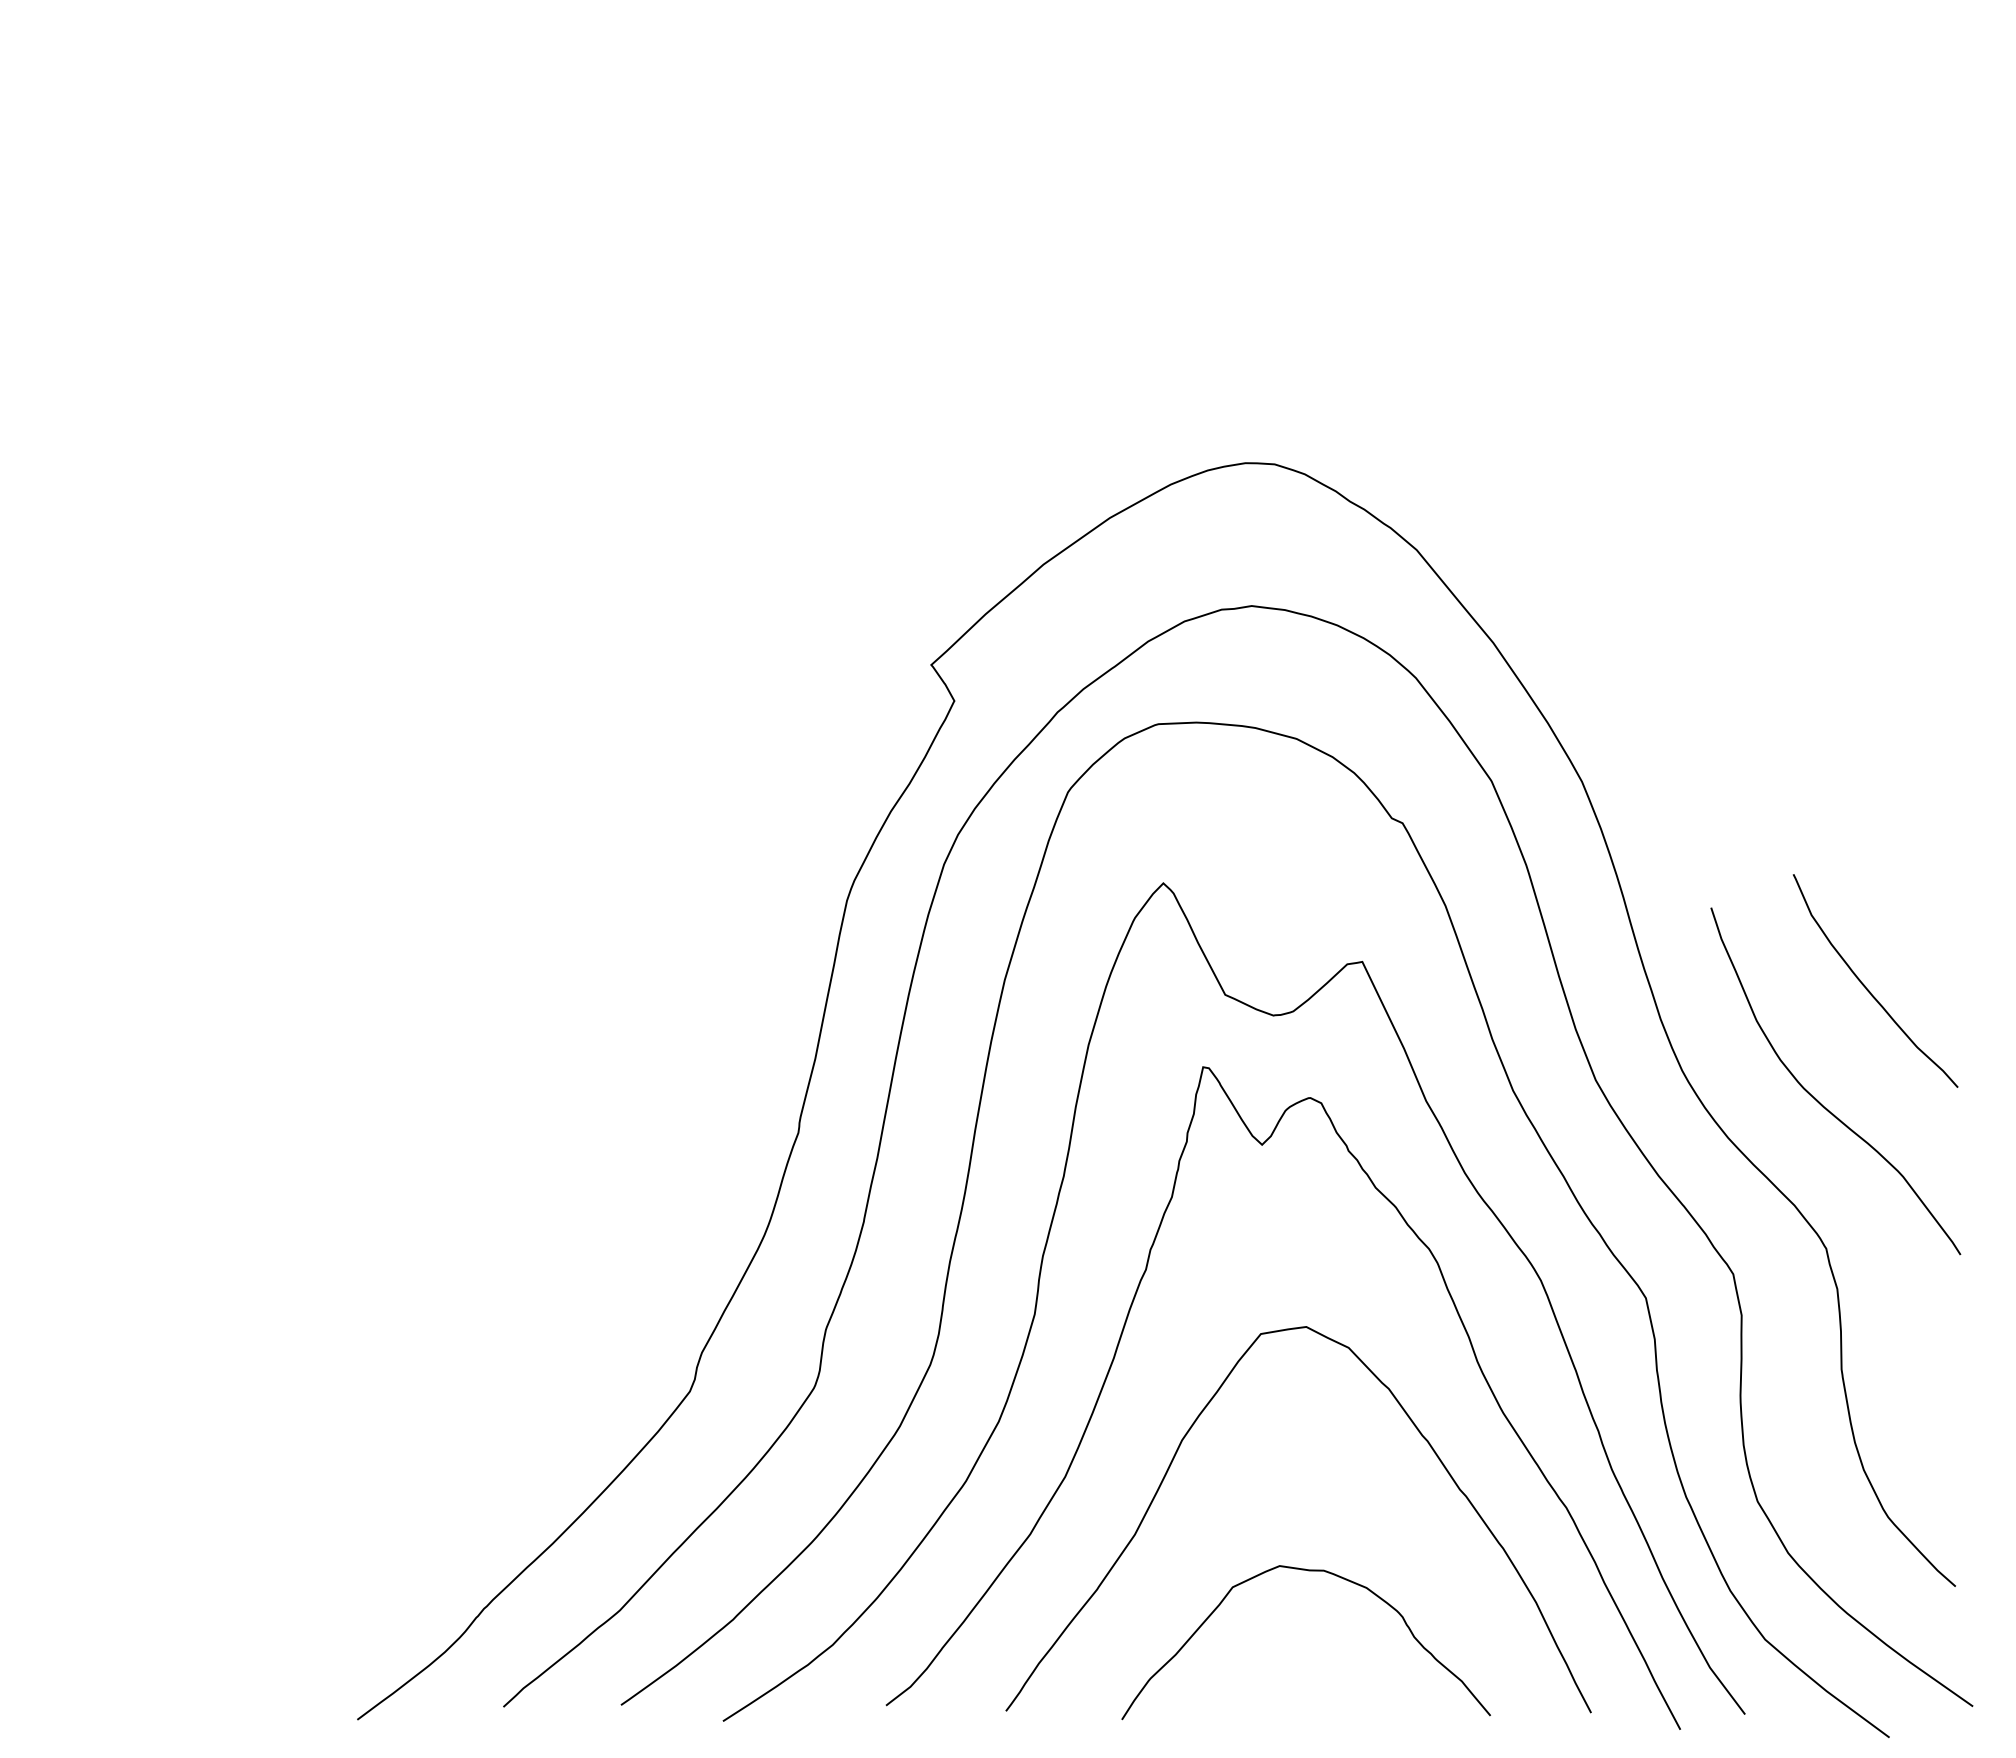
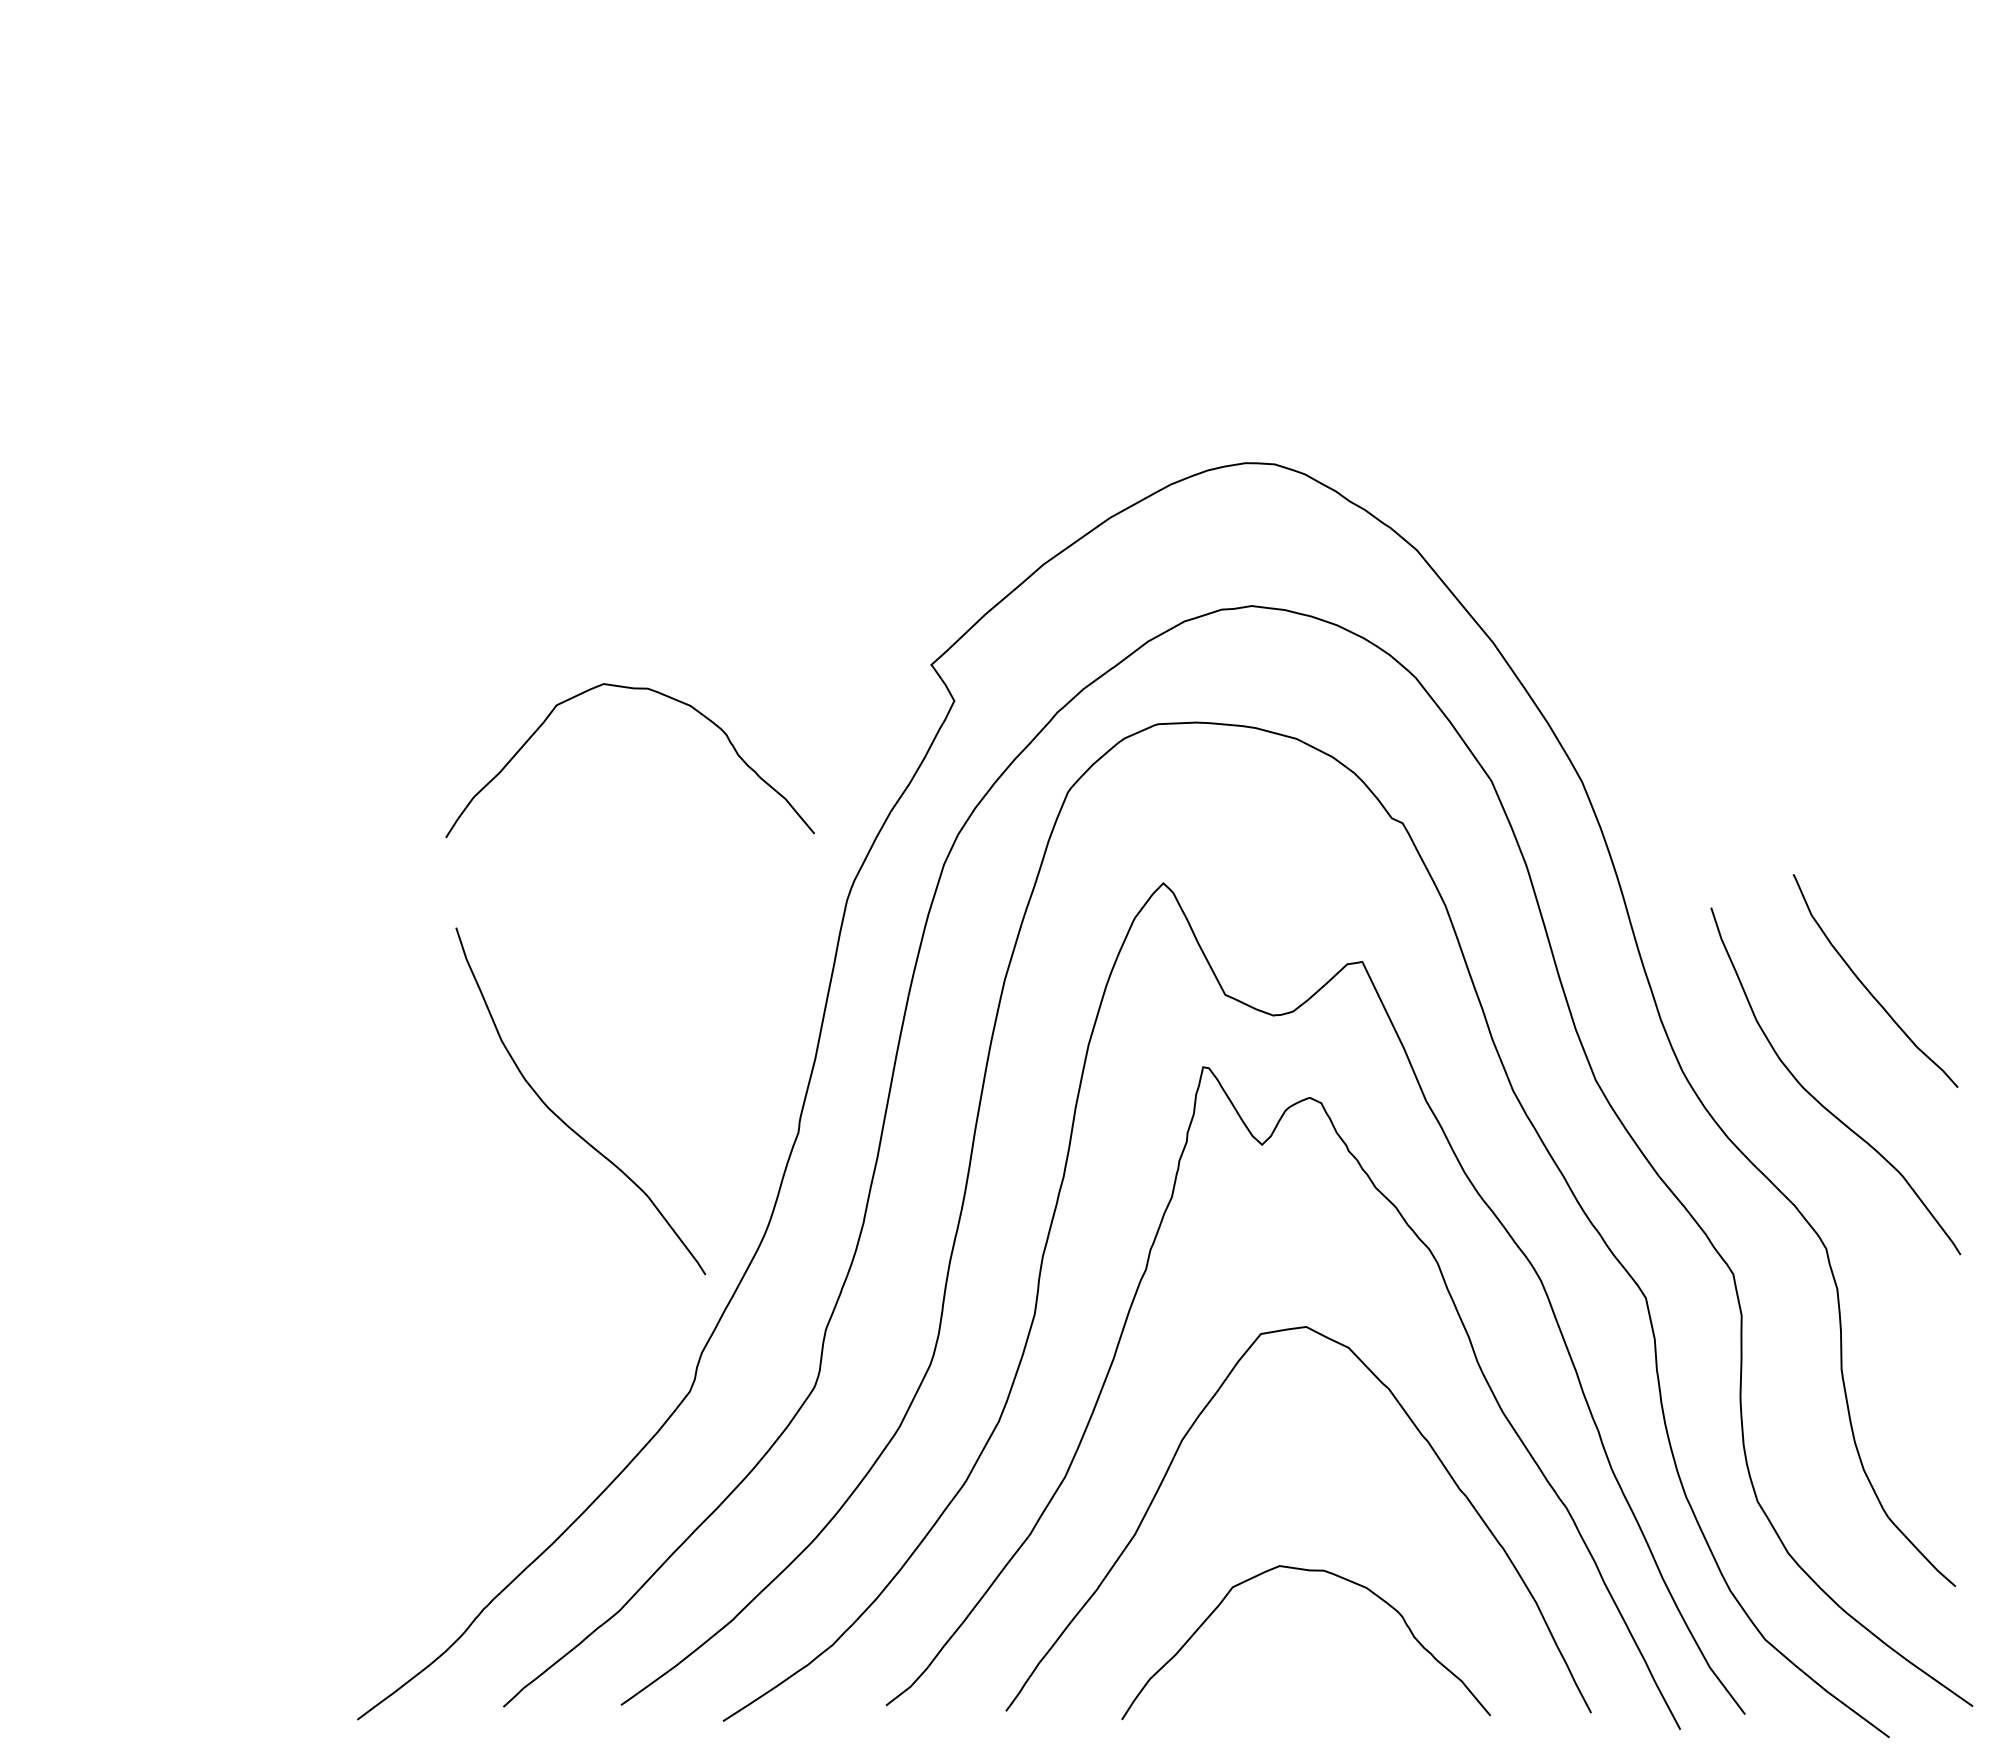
curve: none -> present (632, 689)
curve: none -> present (562, 1119)
